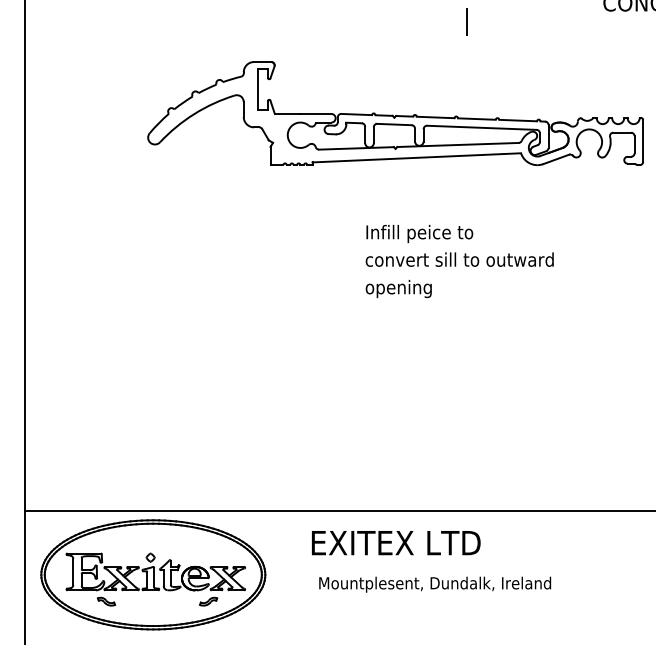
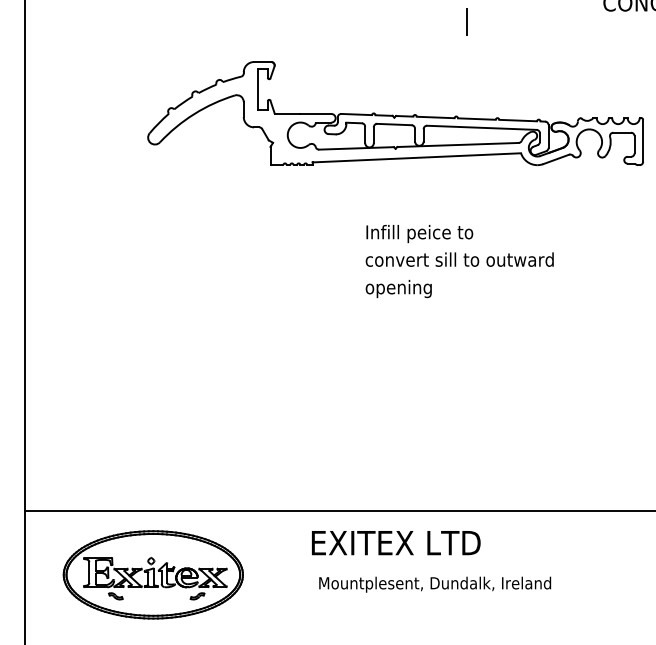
part size: 227x112 px -> 182x90 px (152, 574)
